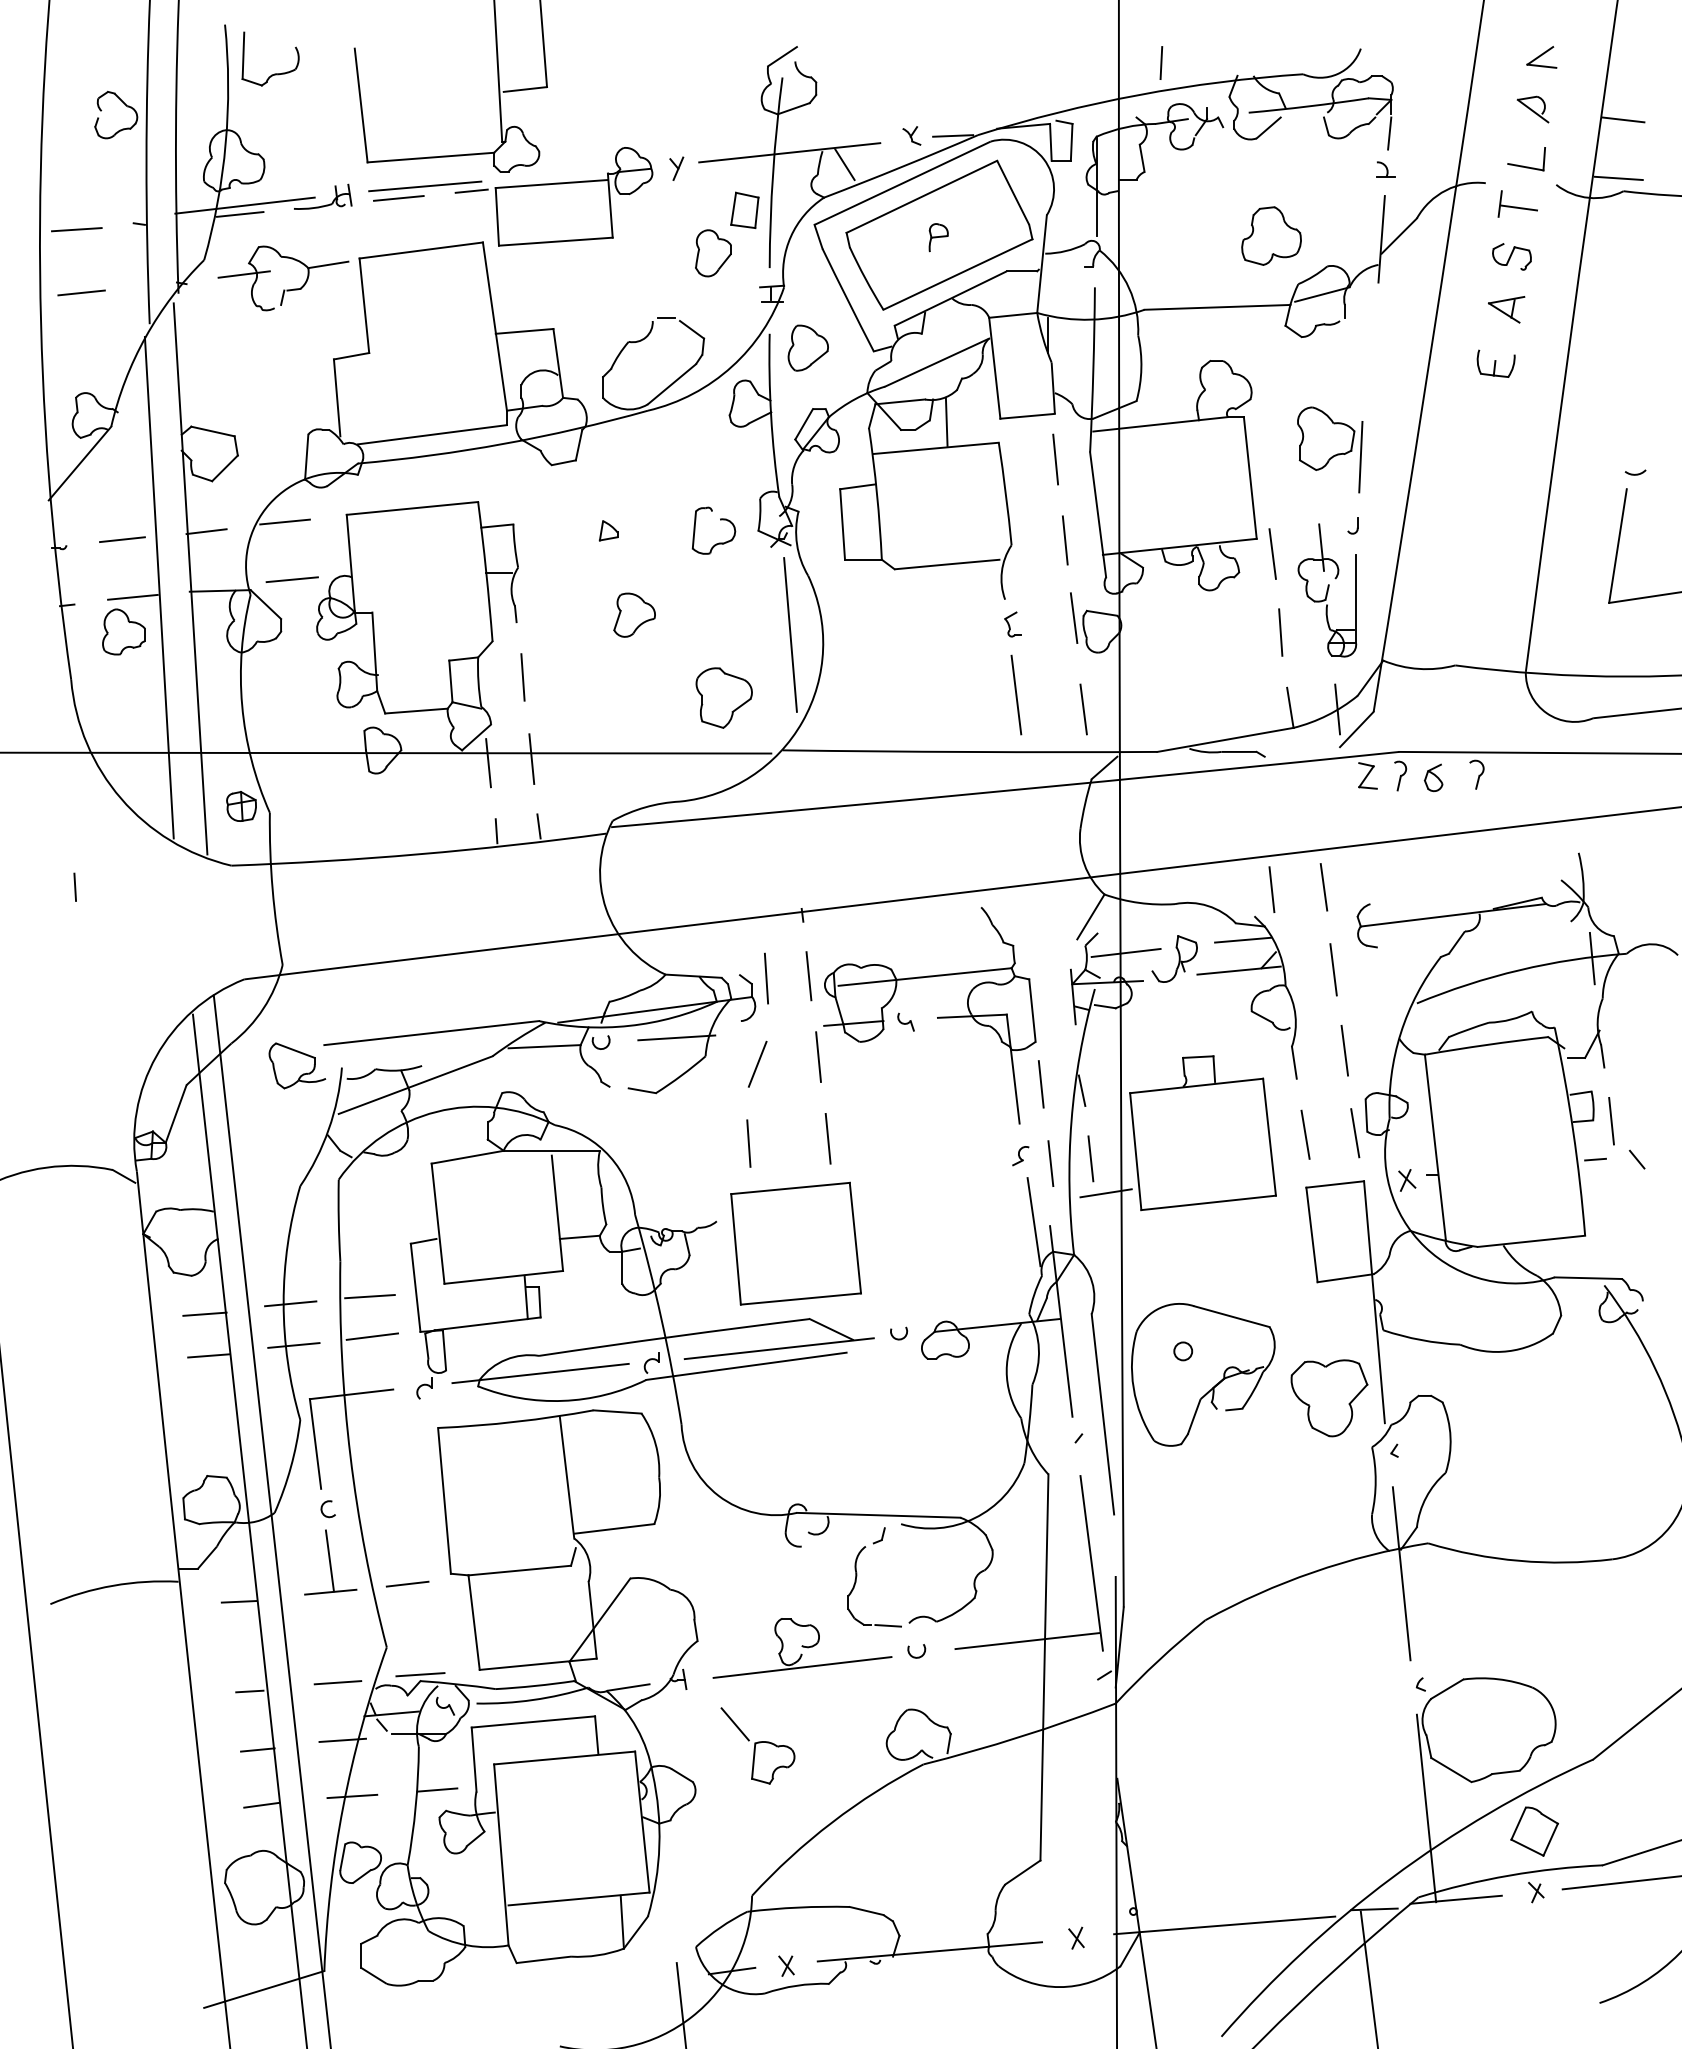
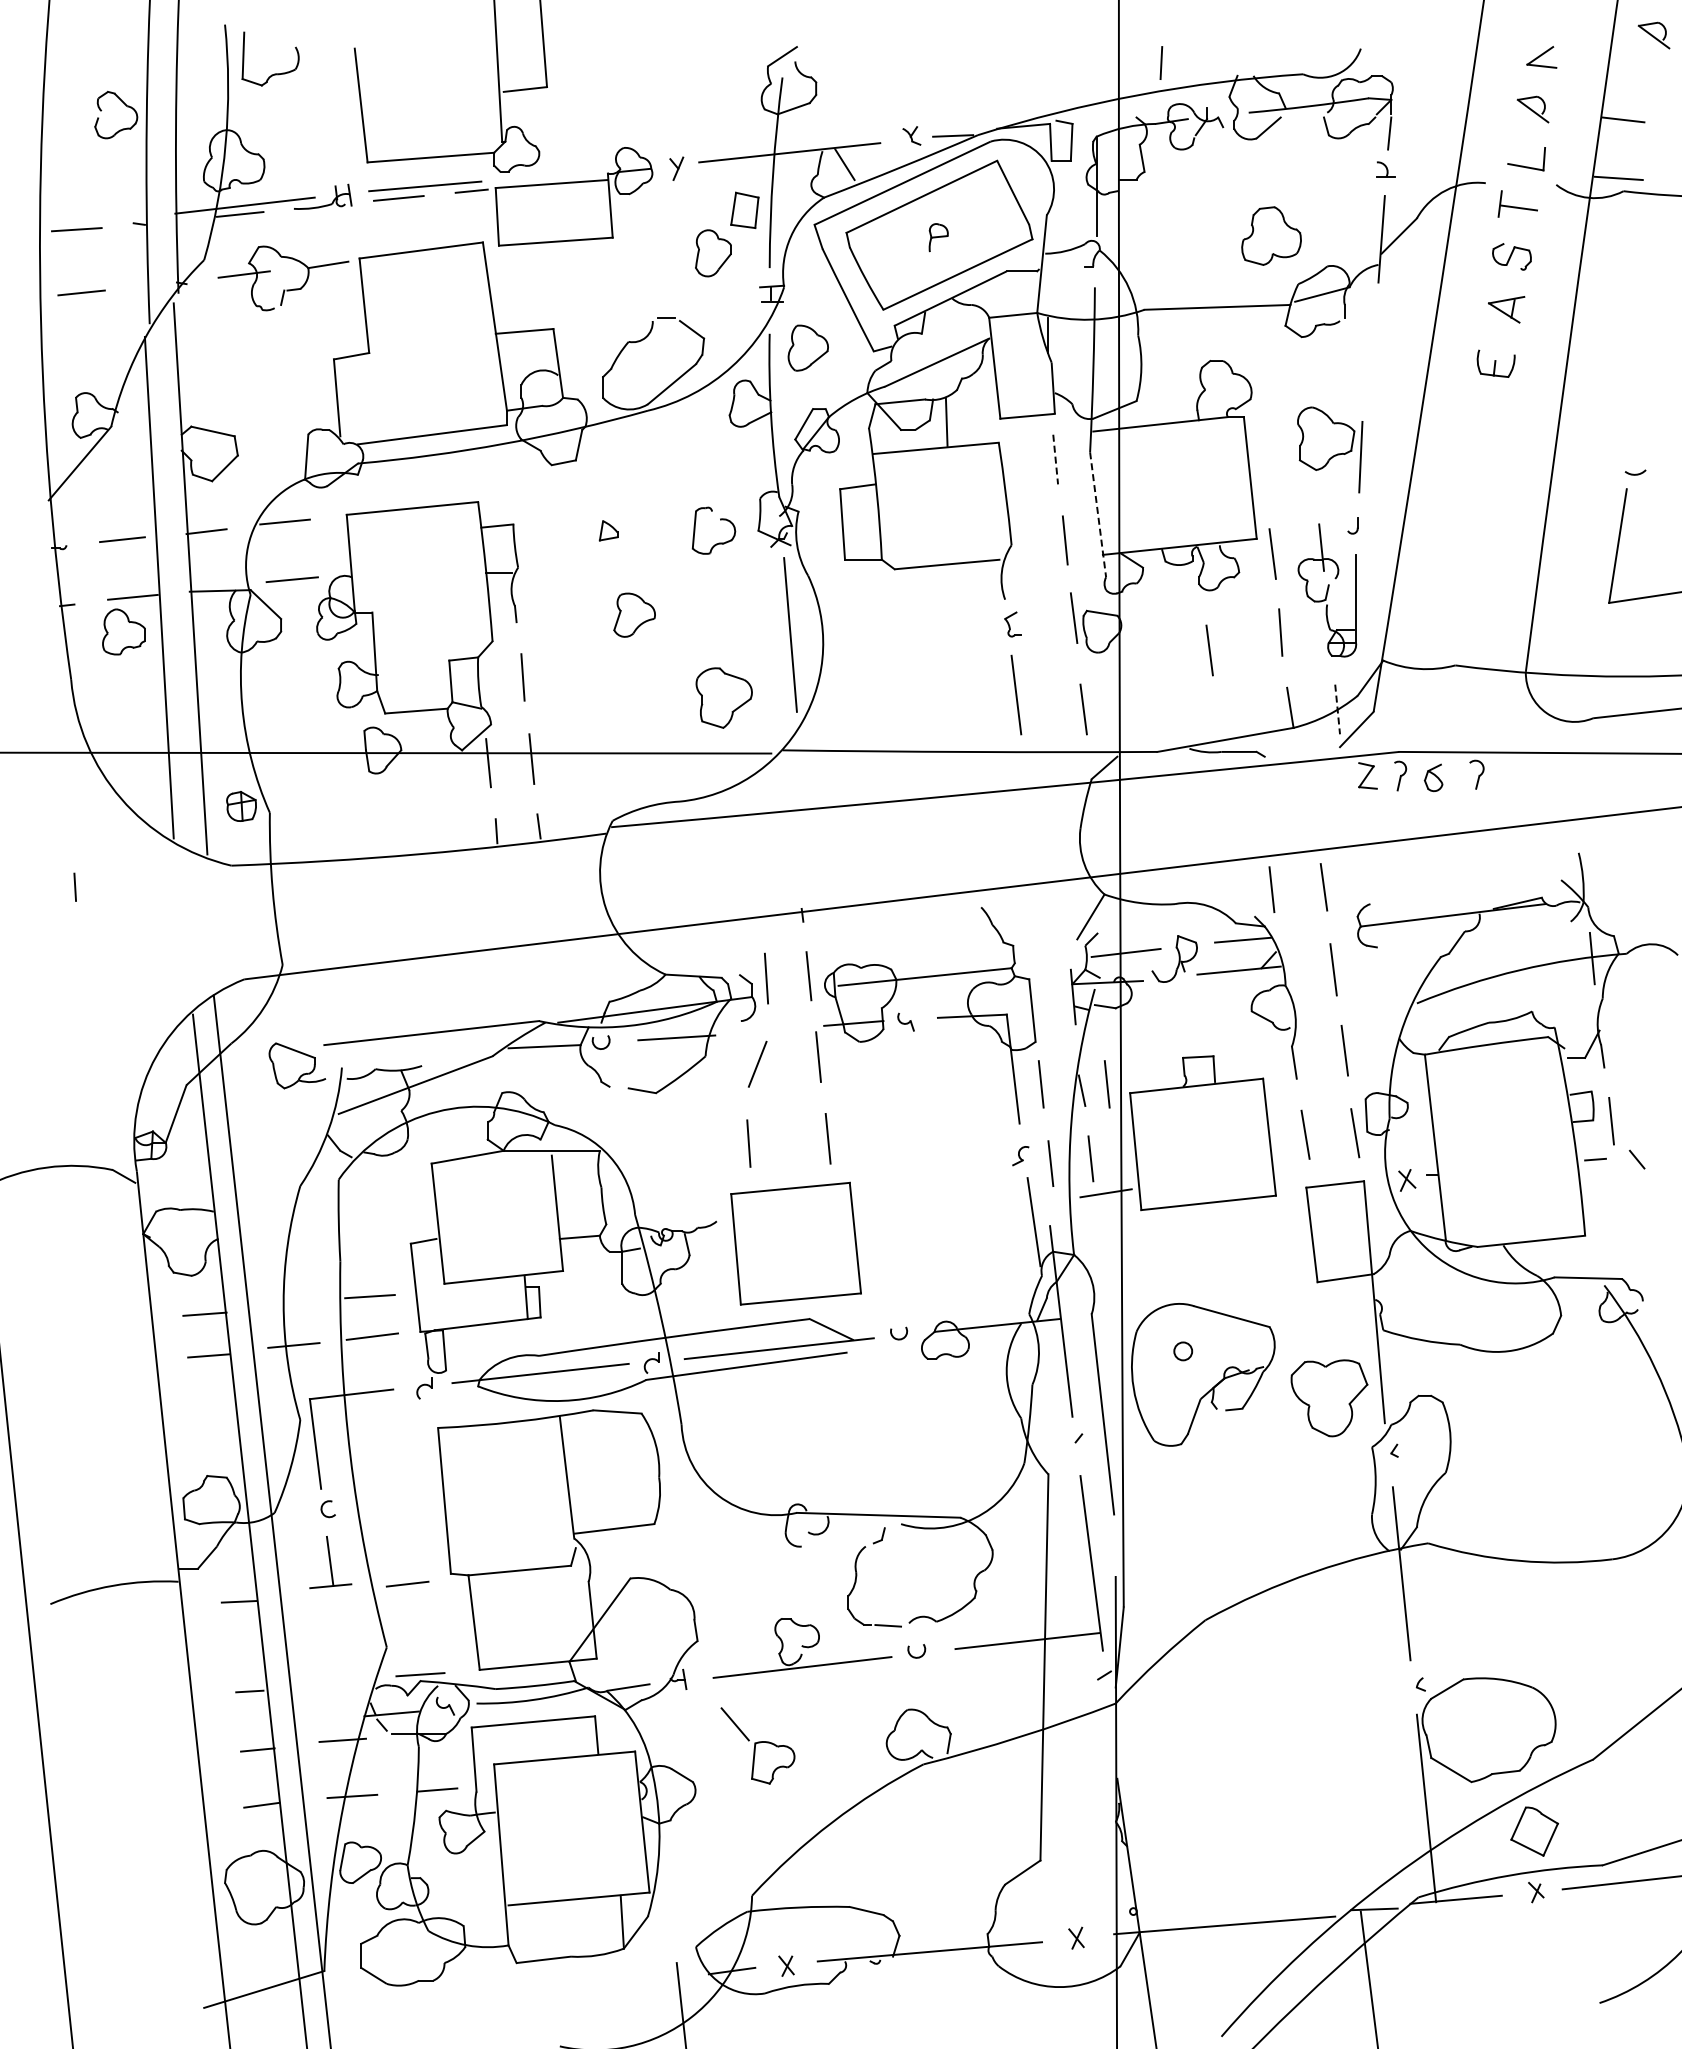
part: none -> present (1653, 35)
line: solid -> dashed (1055, 459)
line: solid -> dashed (1098, 514)
line: none -> present (1209, 650)
line: solid -> dashed (1337, 709)
line: none -> present (1106, 1084)
line: present -> none (290, 1303)
part size: 54x67 px -> 44x53 px (330, 1562)
line: present -> none (337, 1682)
